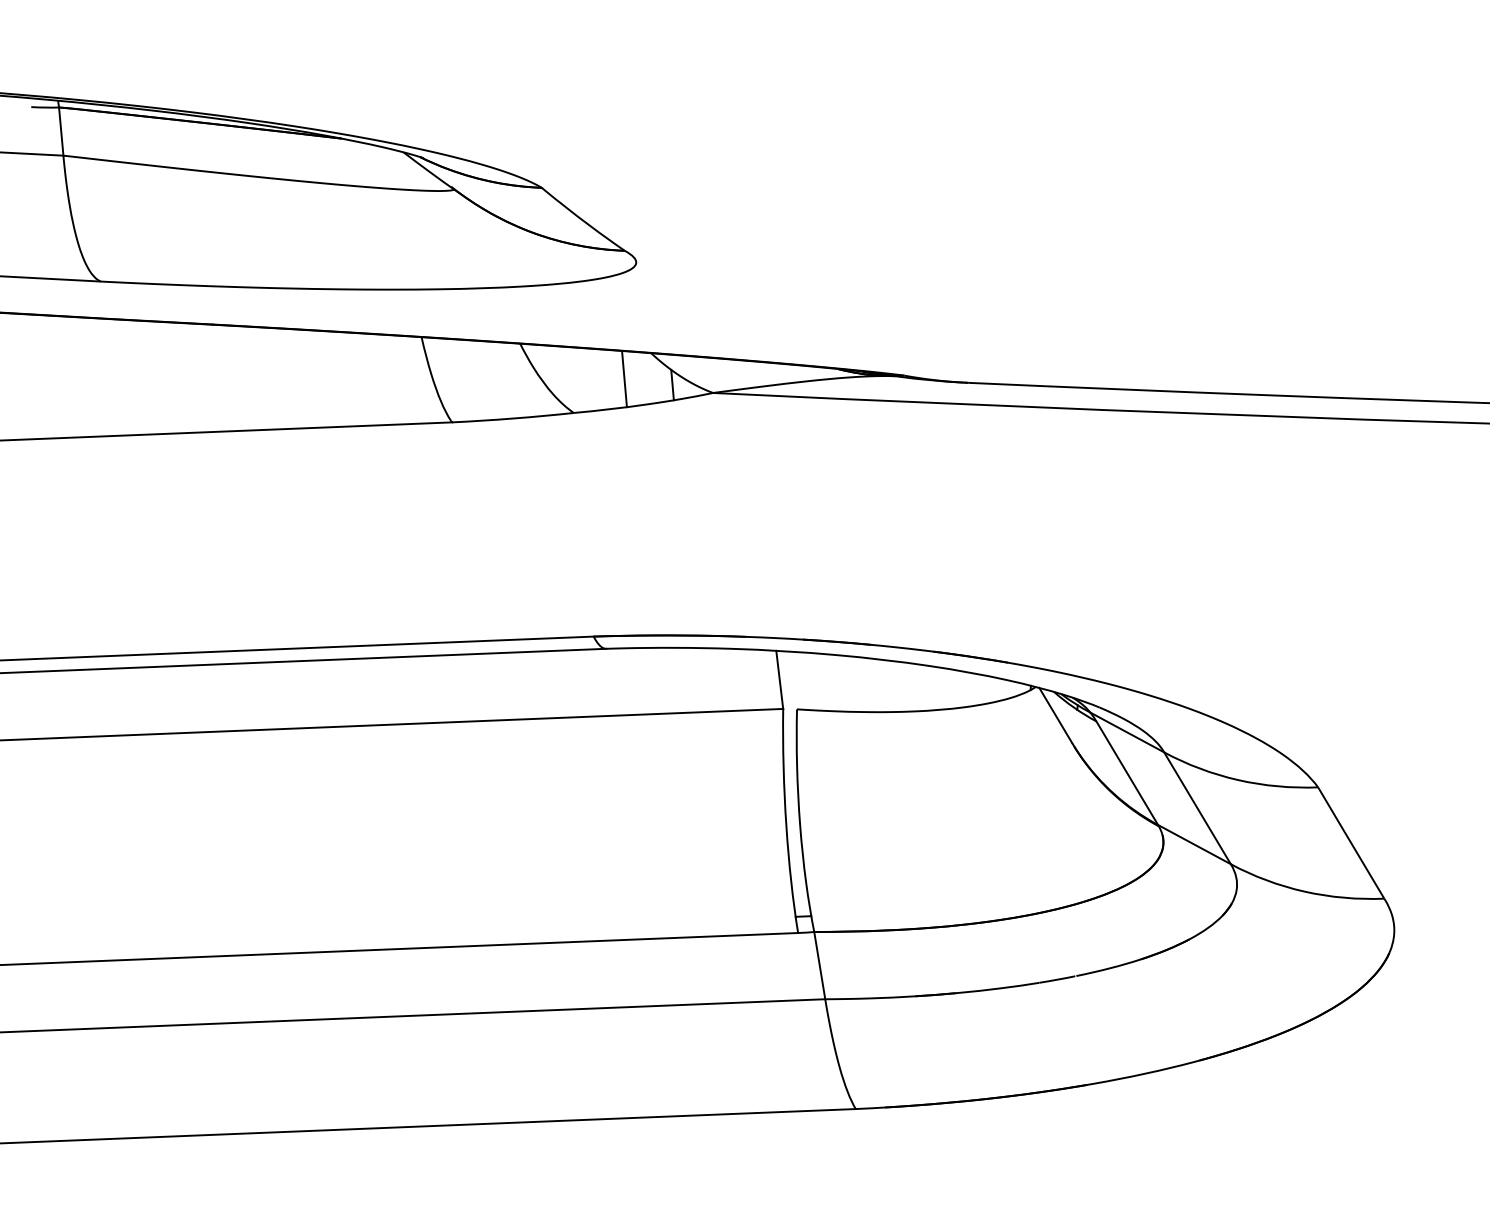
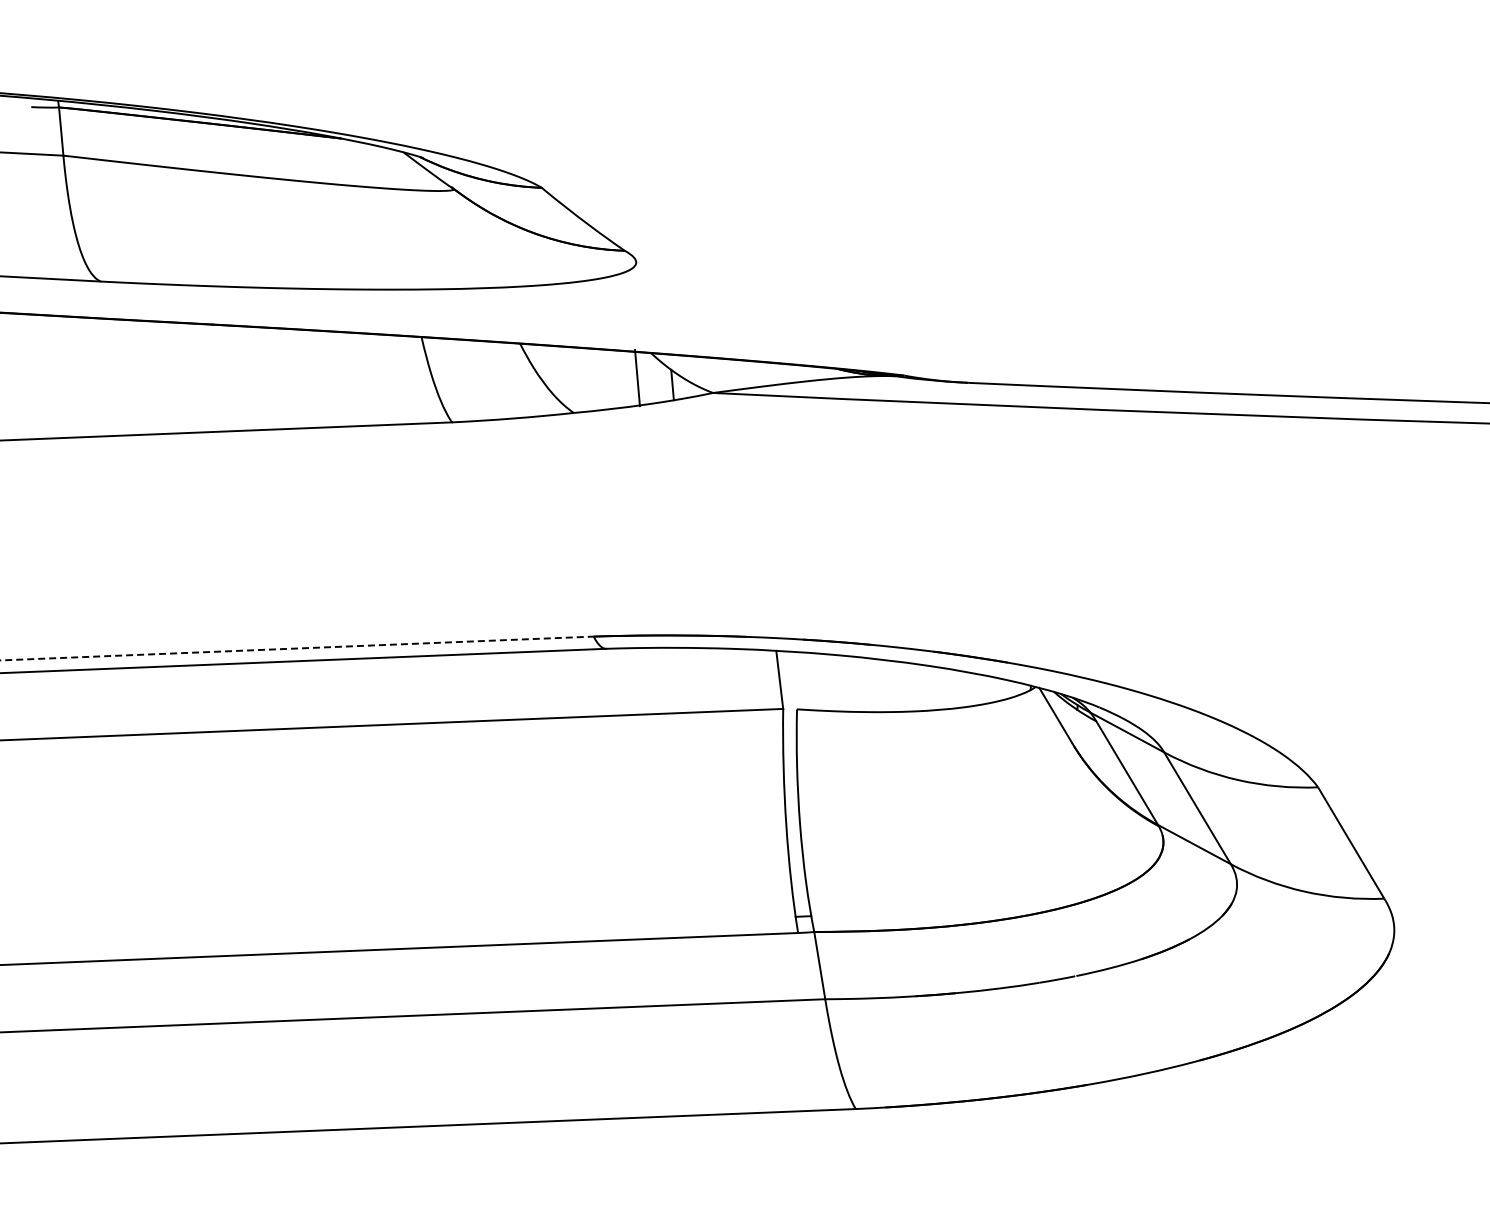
line position: (624, 378) -> (637, 377) (637, 377)
line: solid -> dashed (296, 648)
